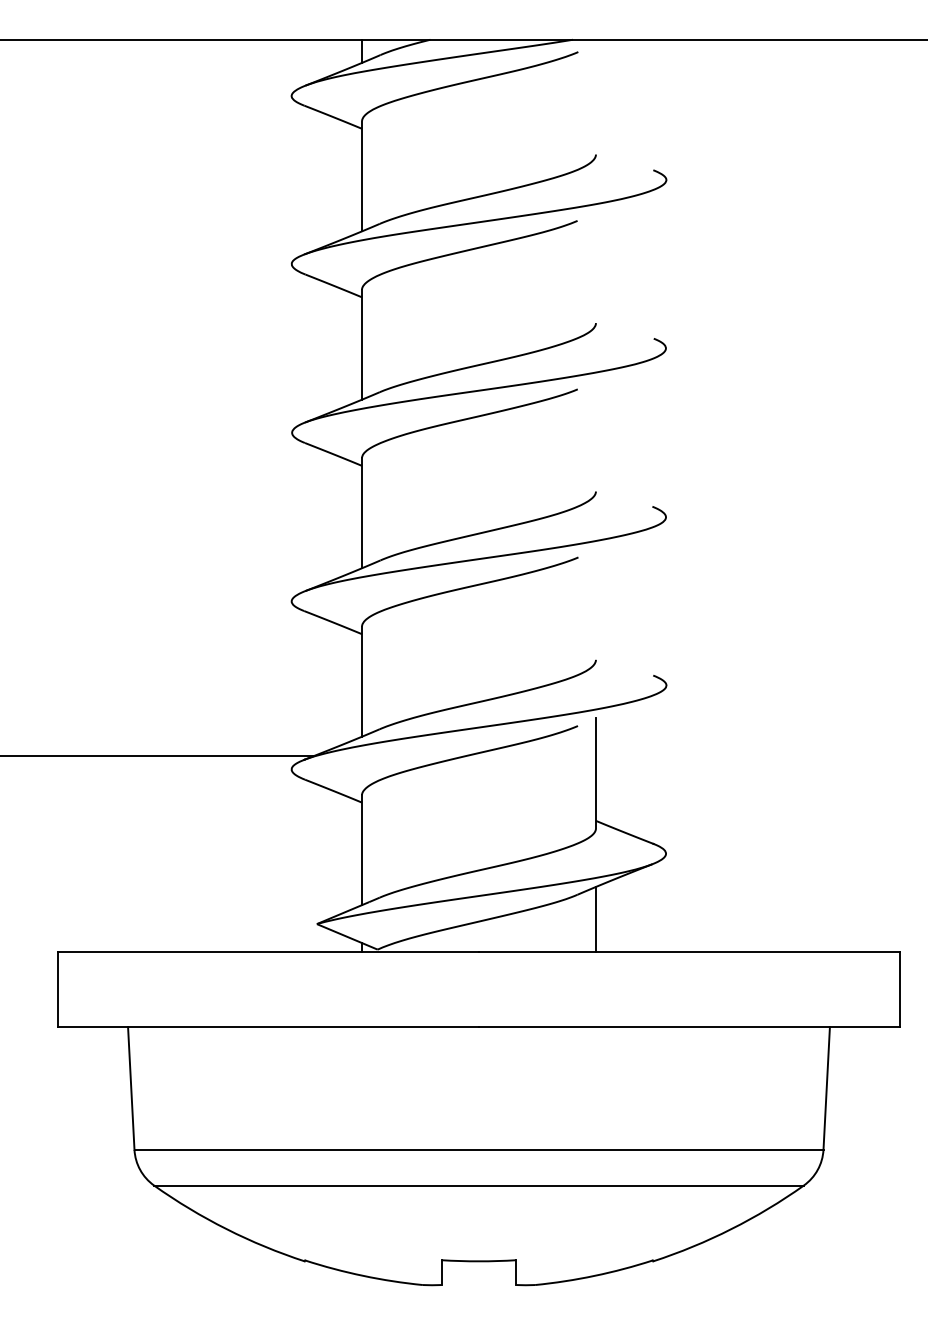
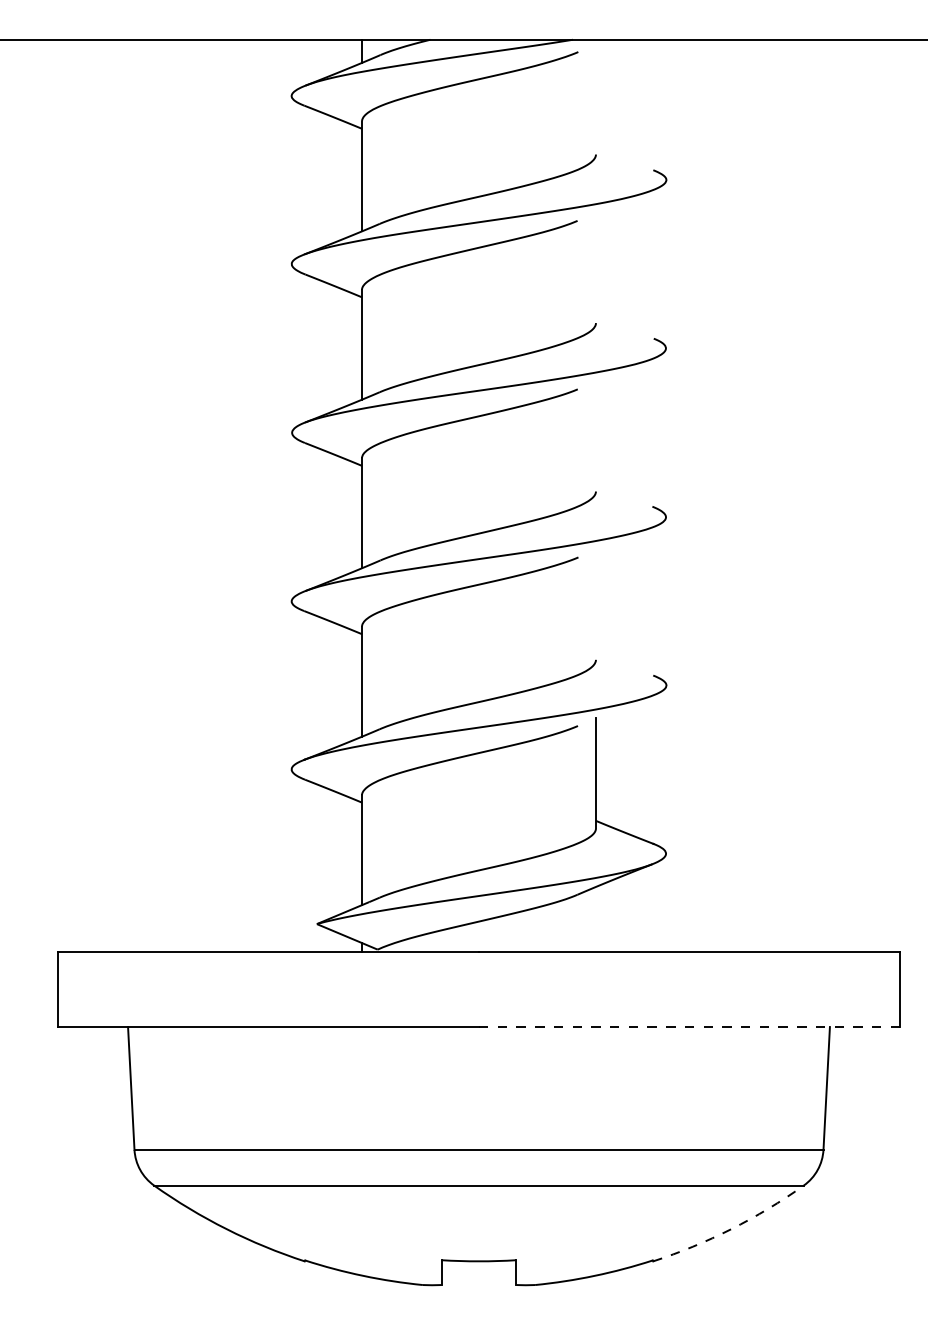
line: present -> none (158, 755)
line: present -> none (595, 919)
line: solid -> dashed (689, 1027)
arc: solid -> dashed (731, 1229)
